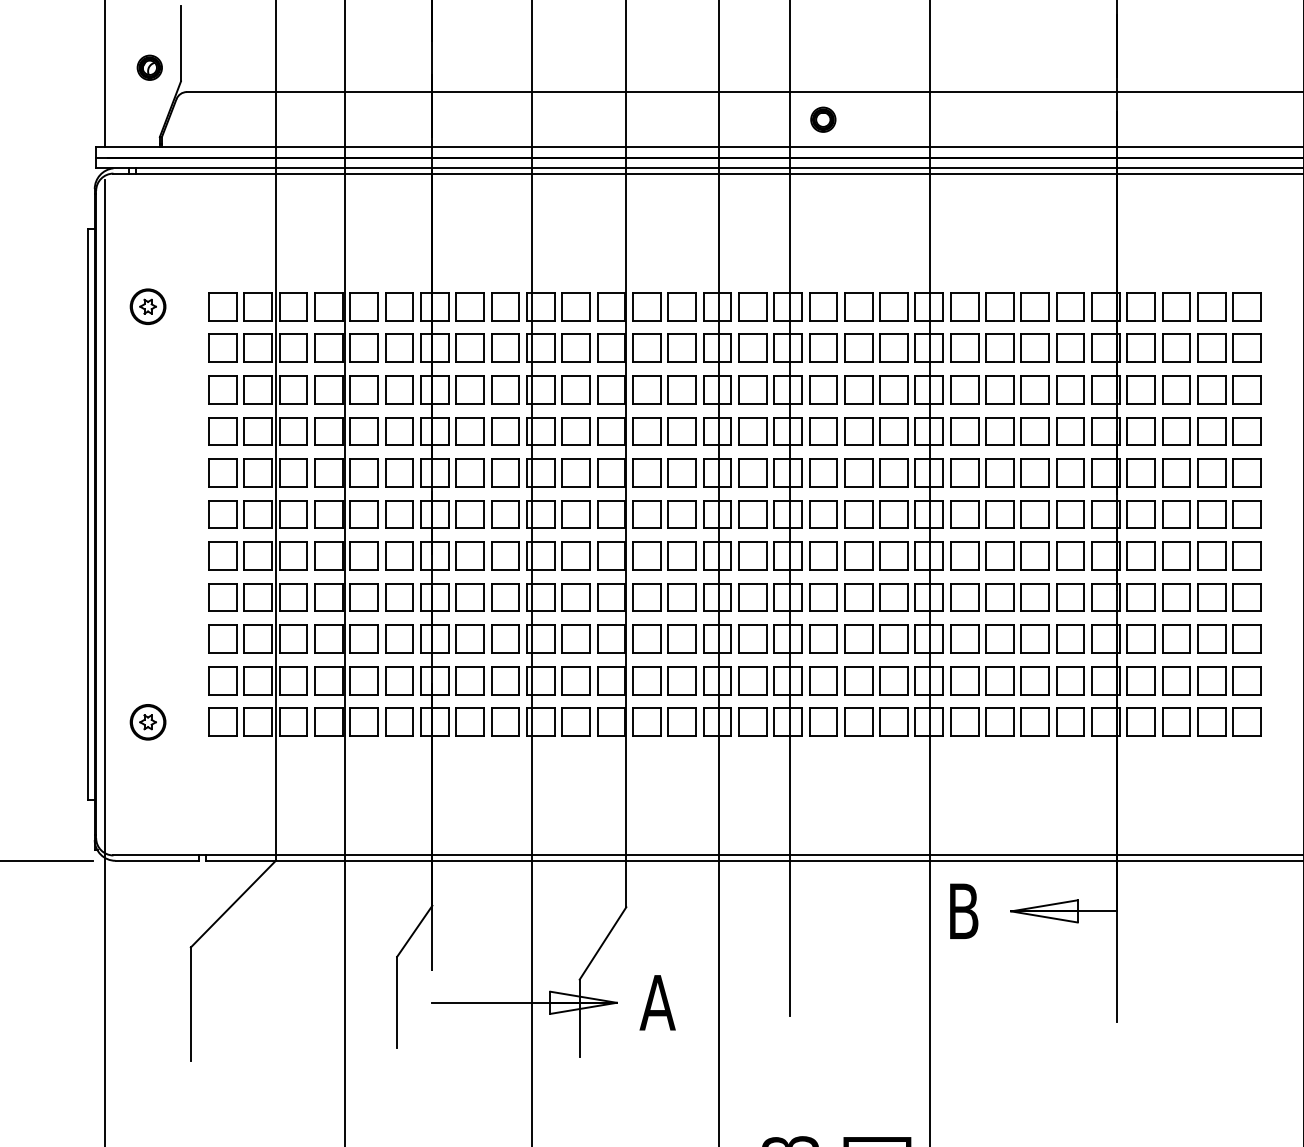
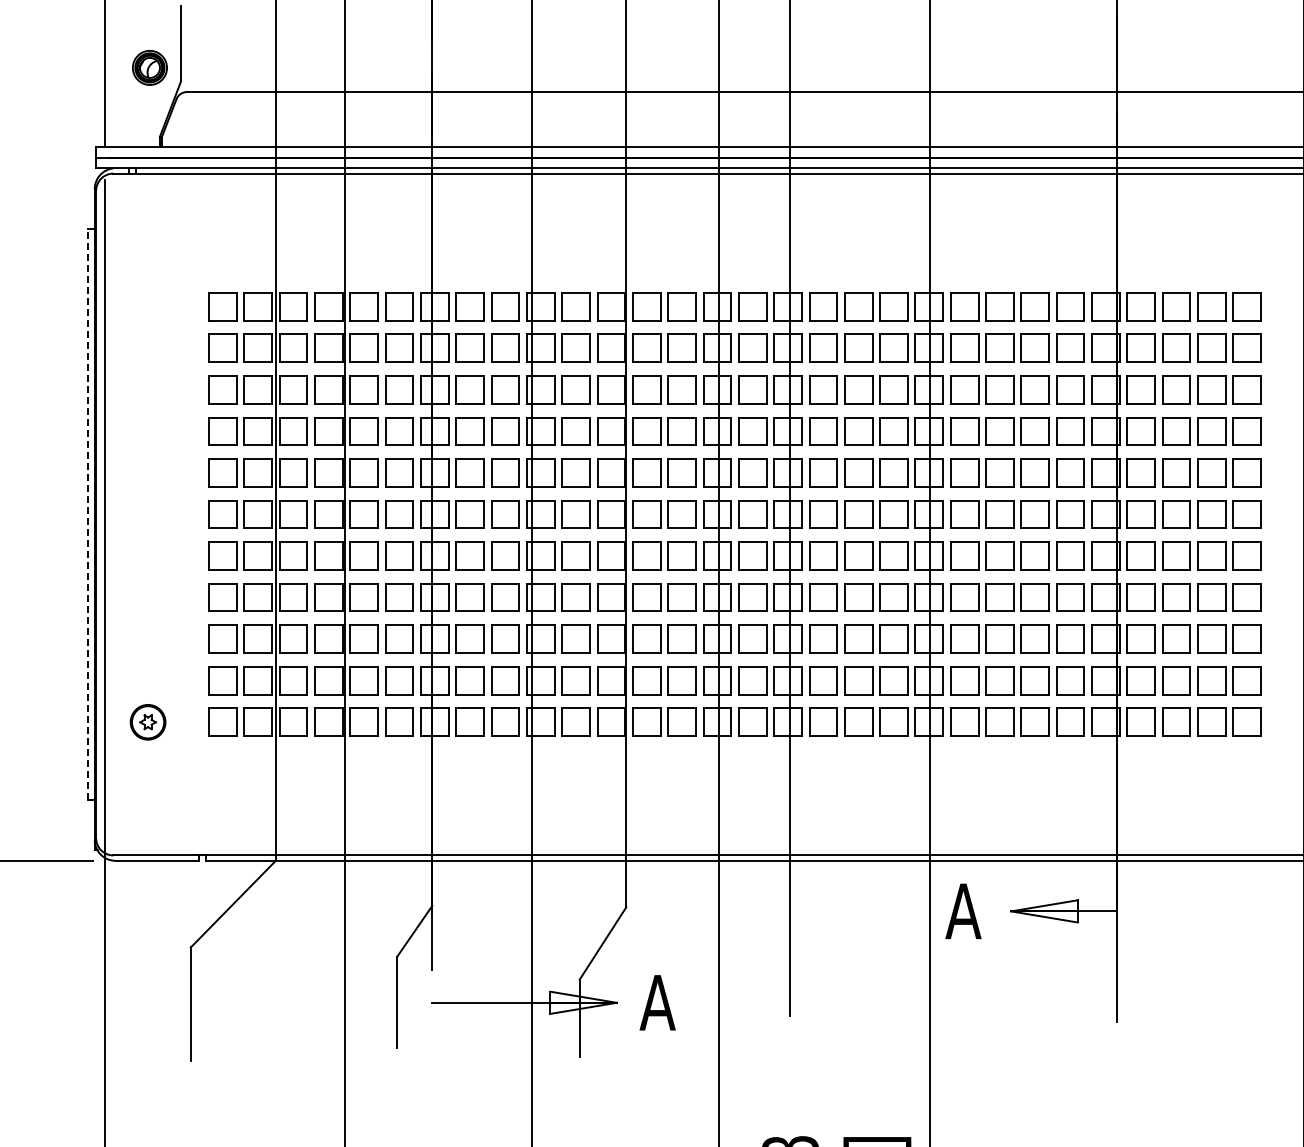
part size: 27x27 px -> 36x36 px (149, 67)
part: present -> none (823, 119)
part: present -> none (147, 306)
line: solid -> dashed (88, 514)
text: B -> A (963, 911)
